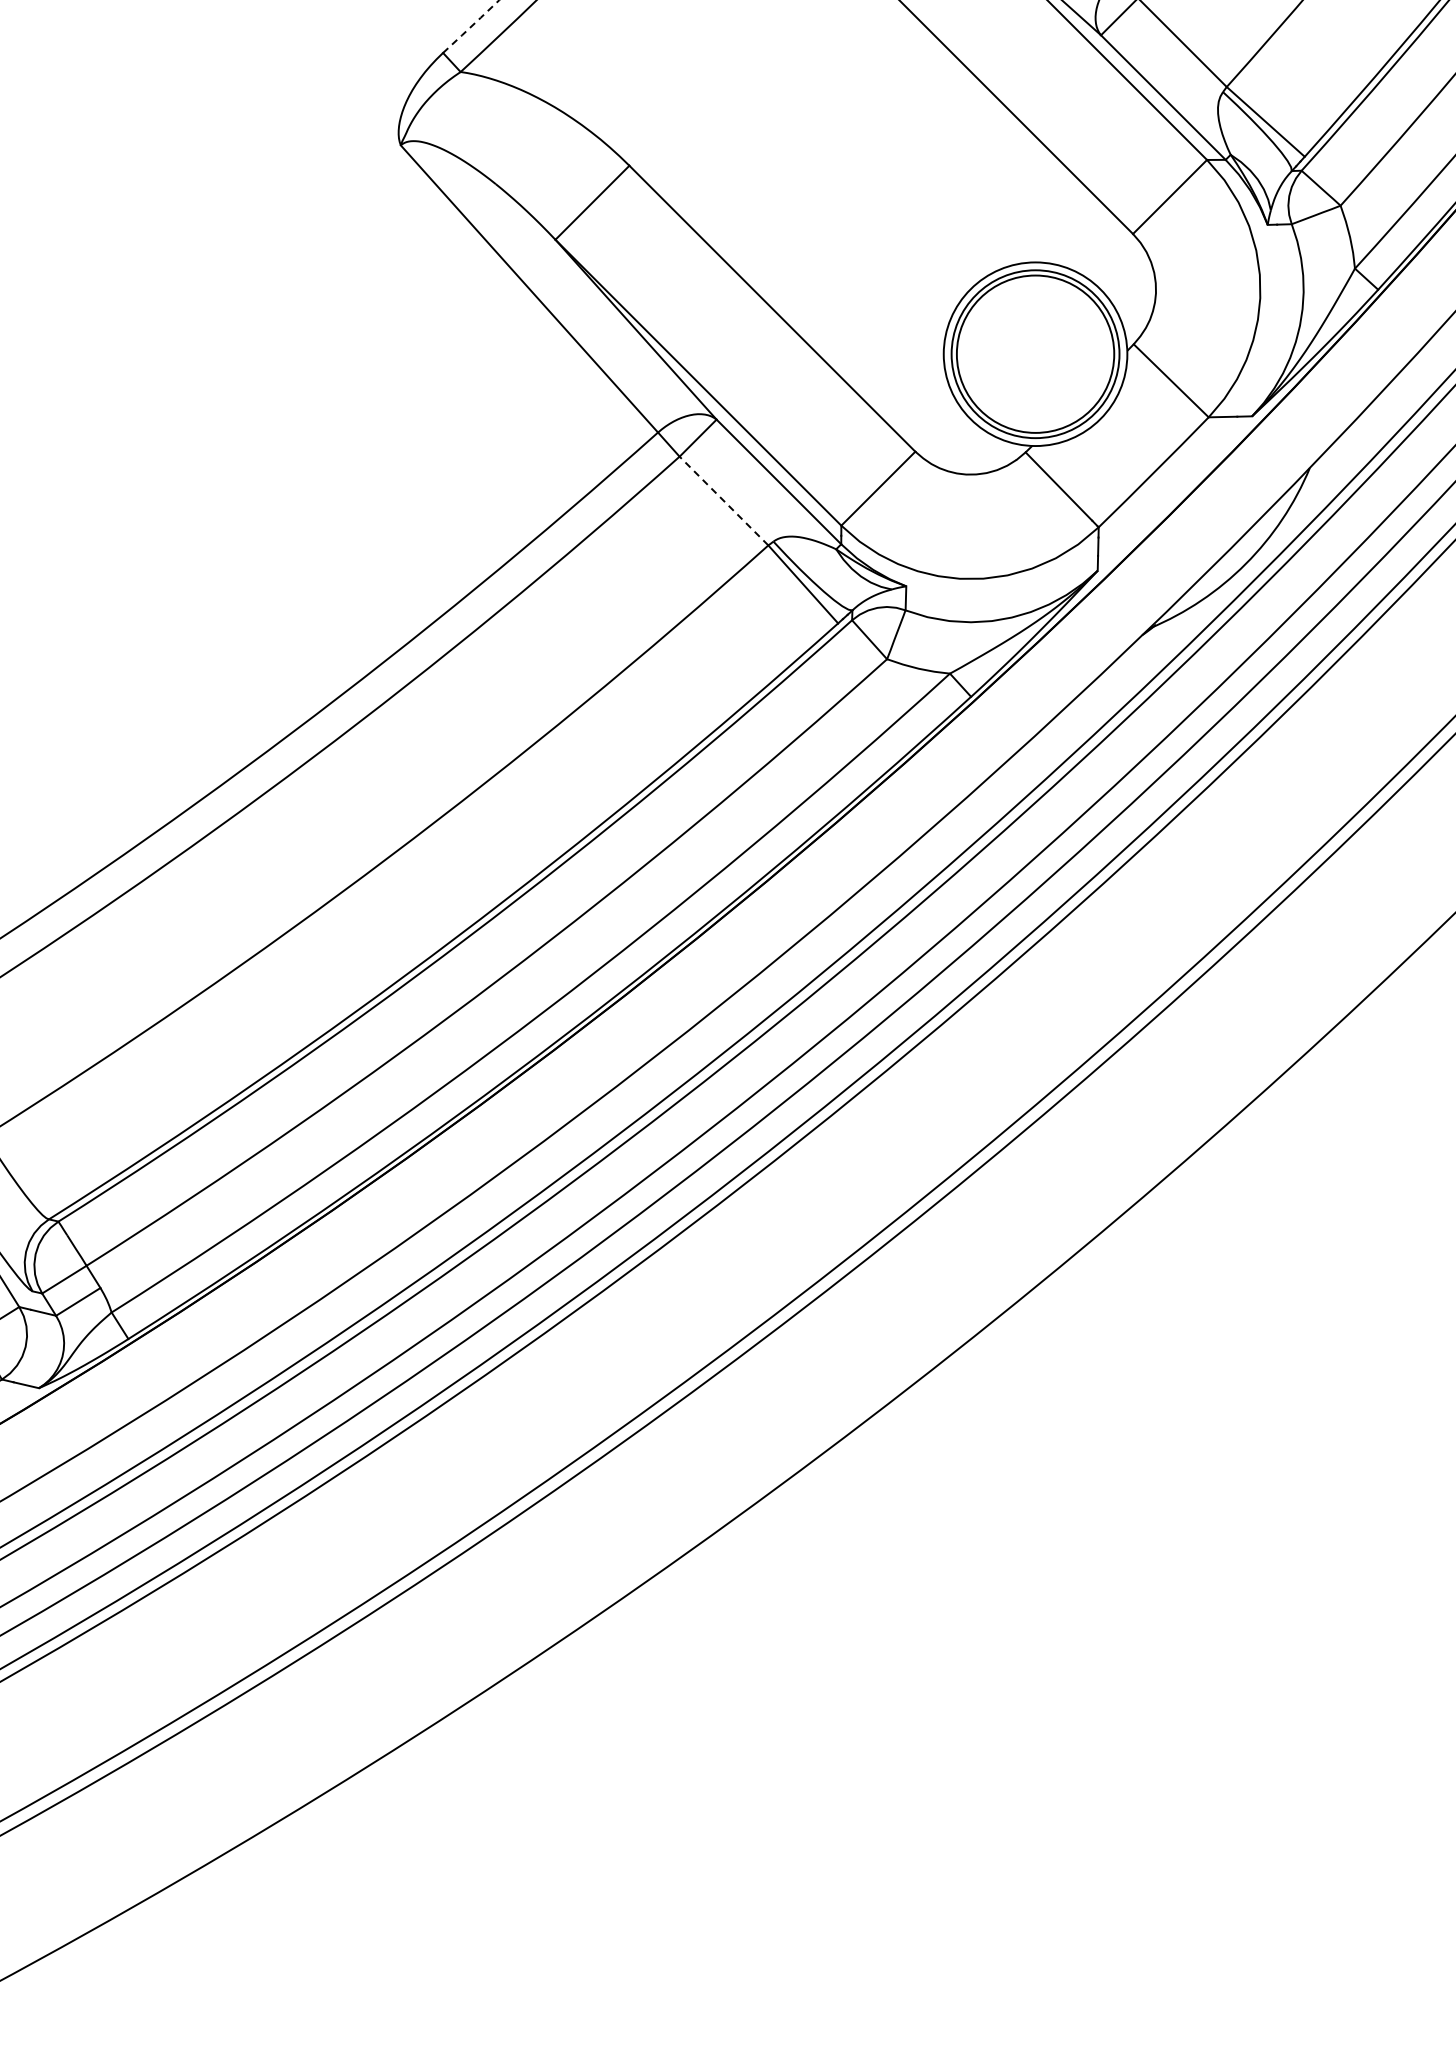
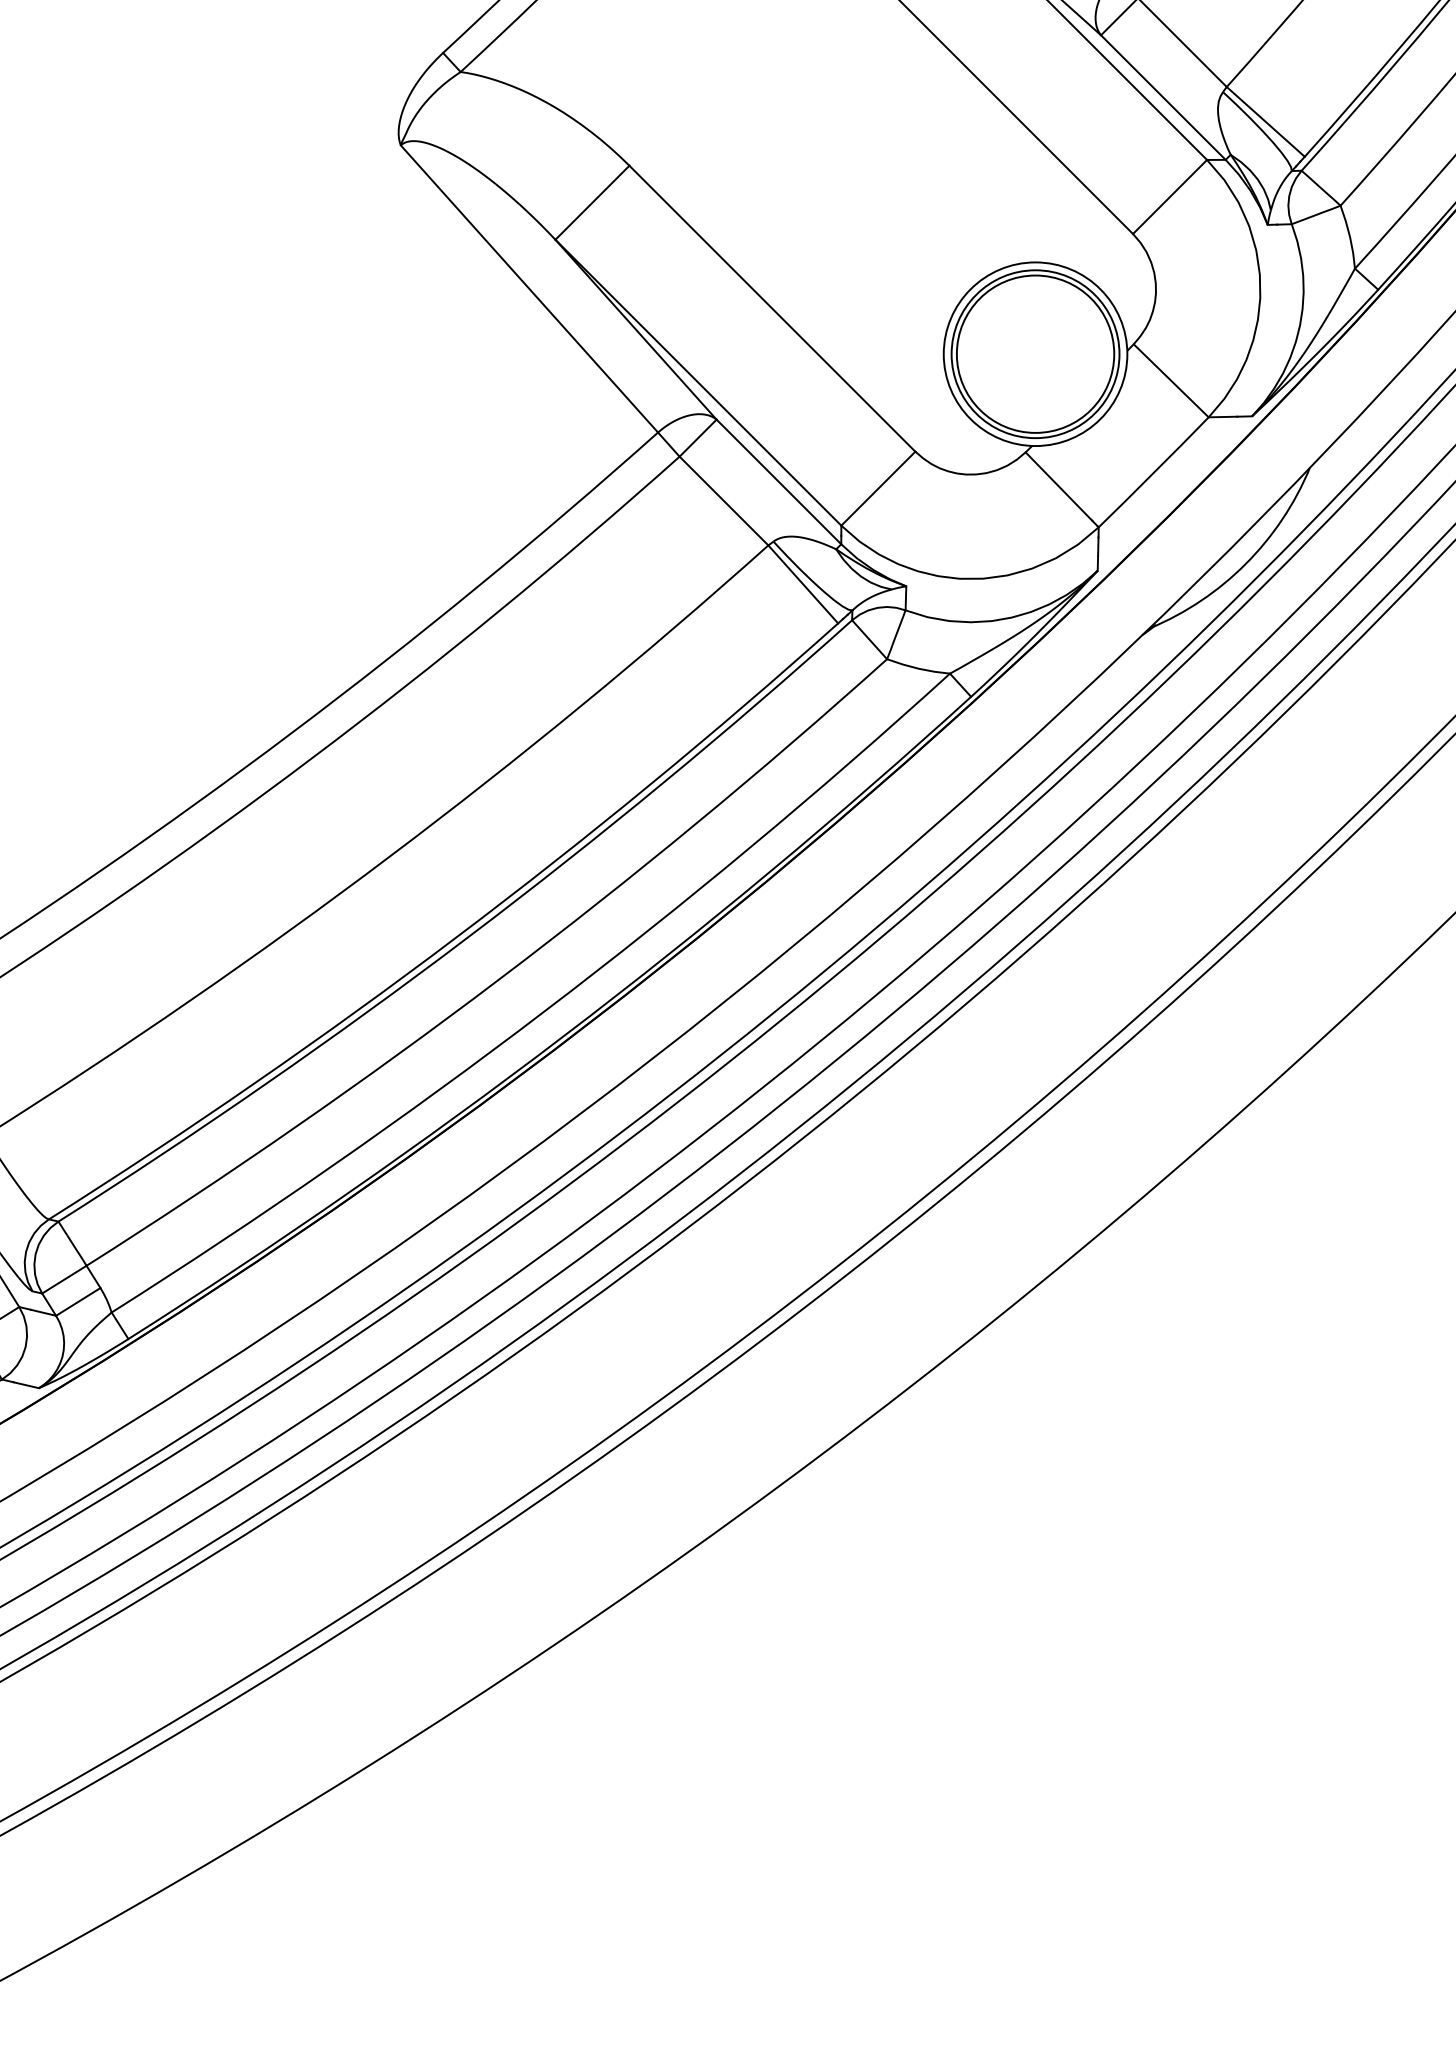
arc: dashed -> solid (472, 25)
line: dashed -> solid (723, 501)
